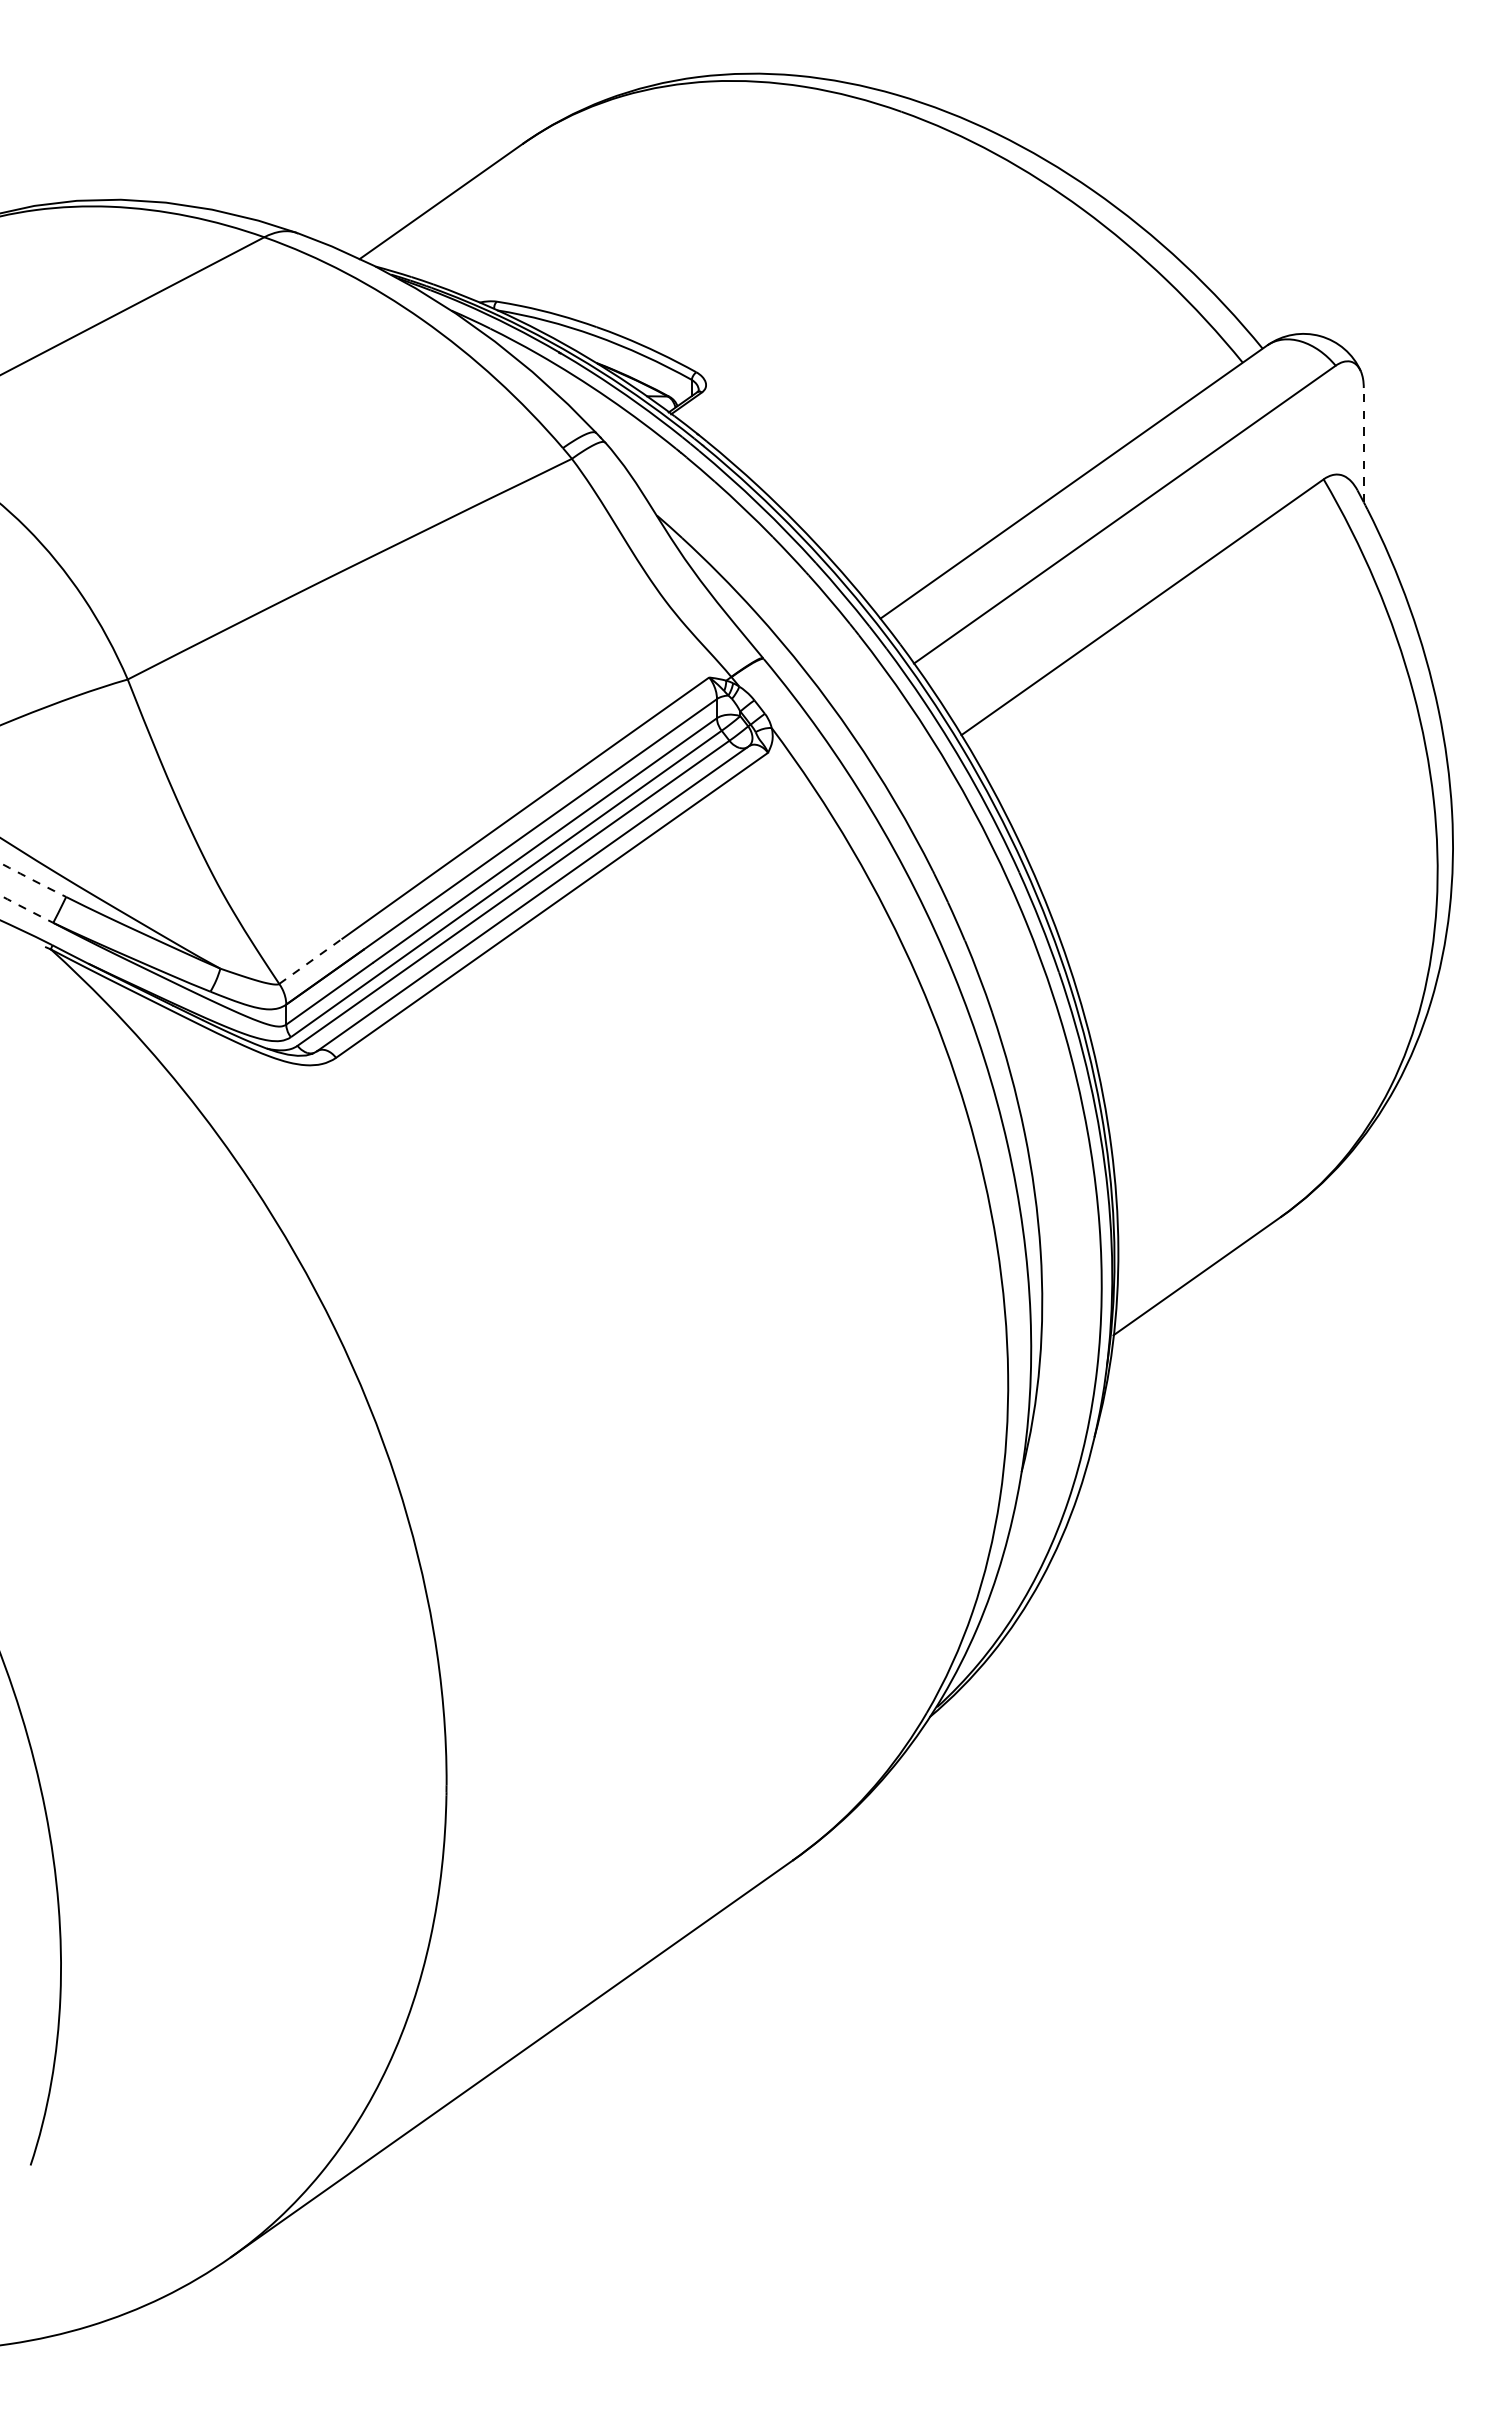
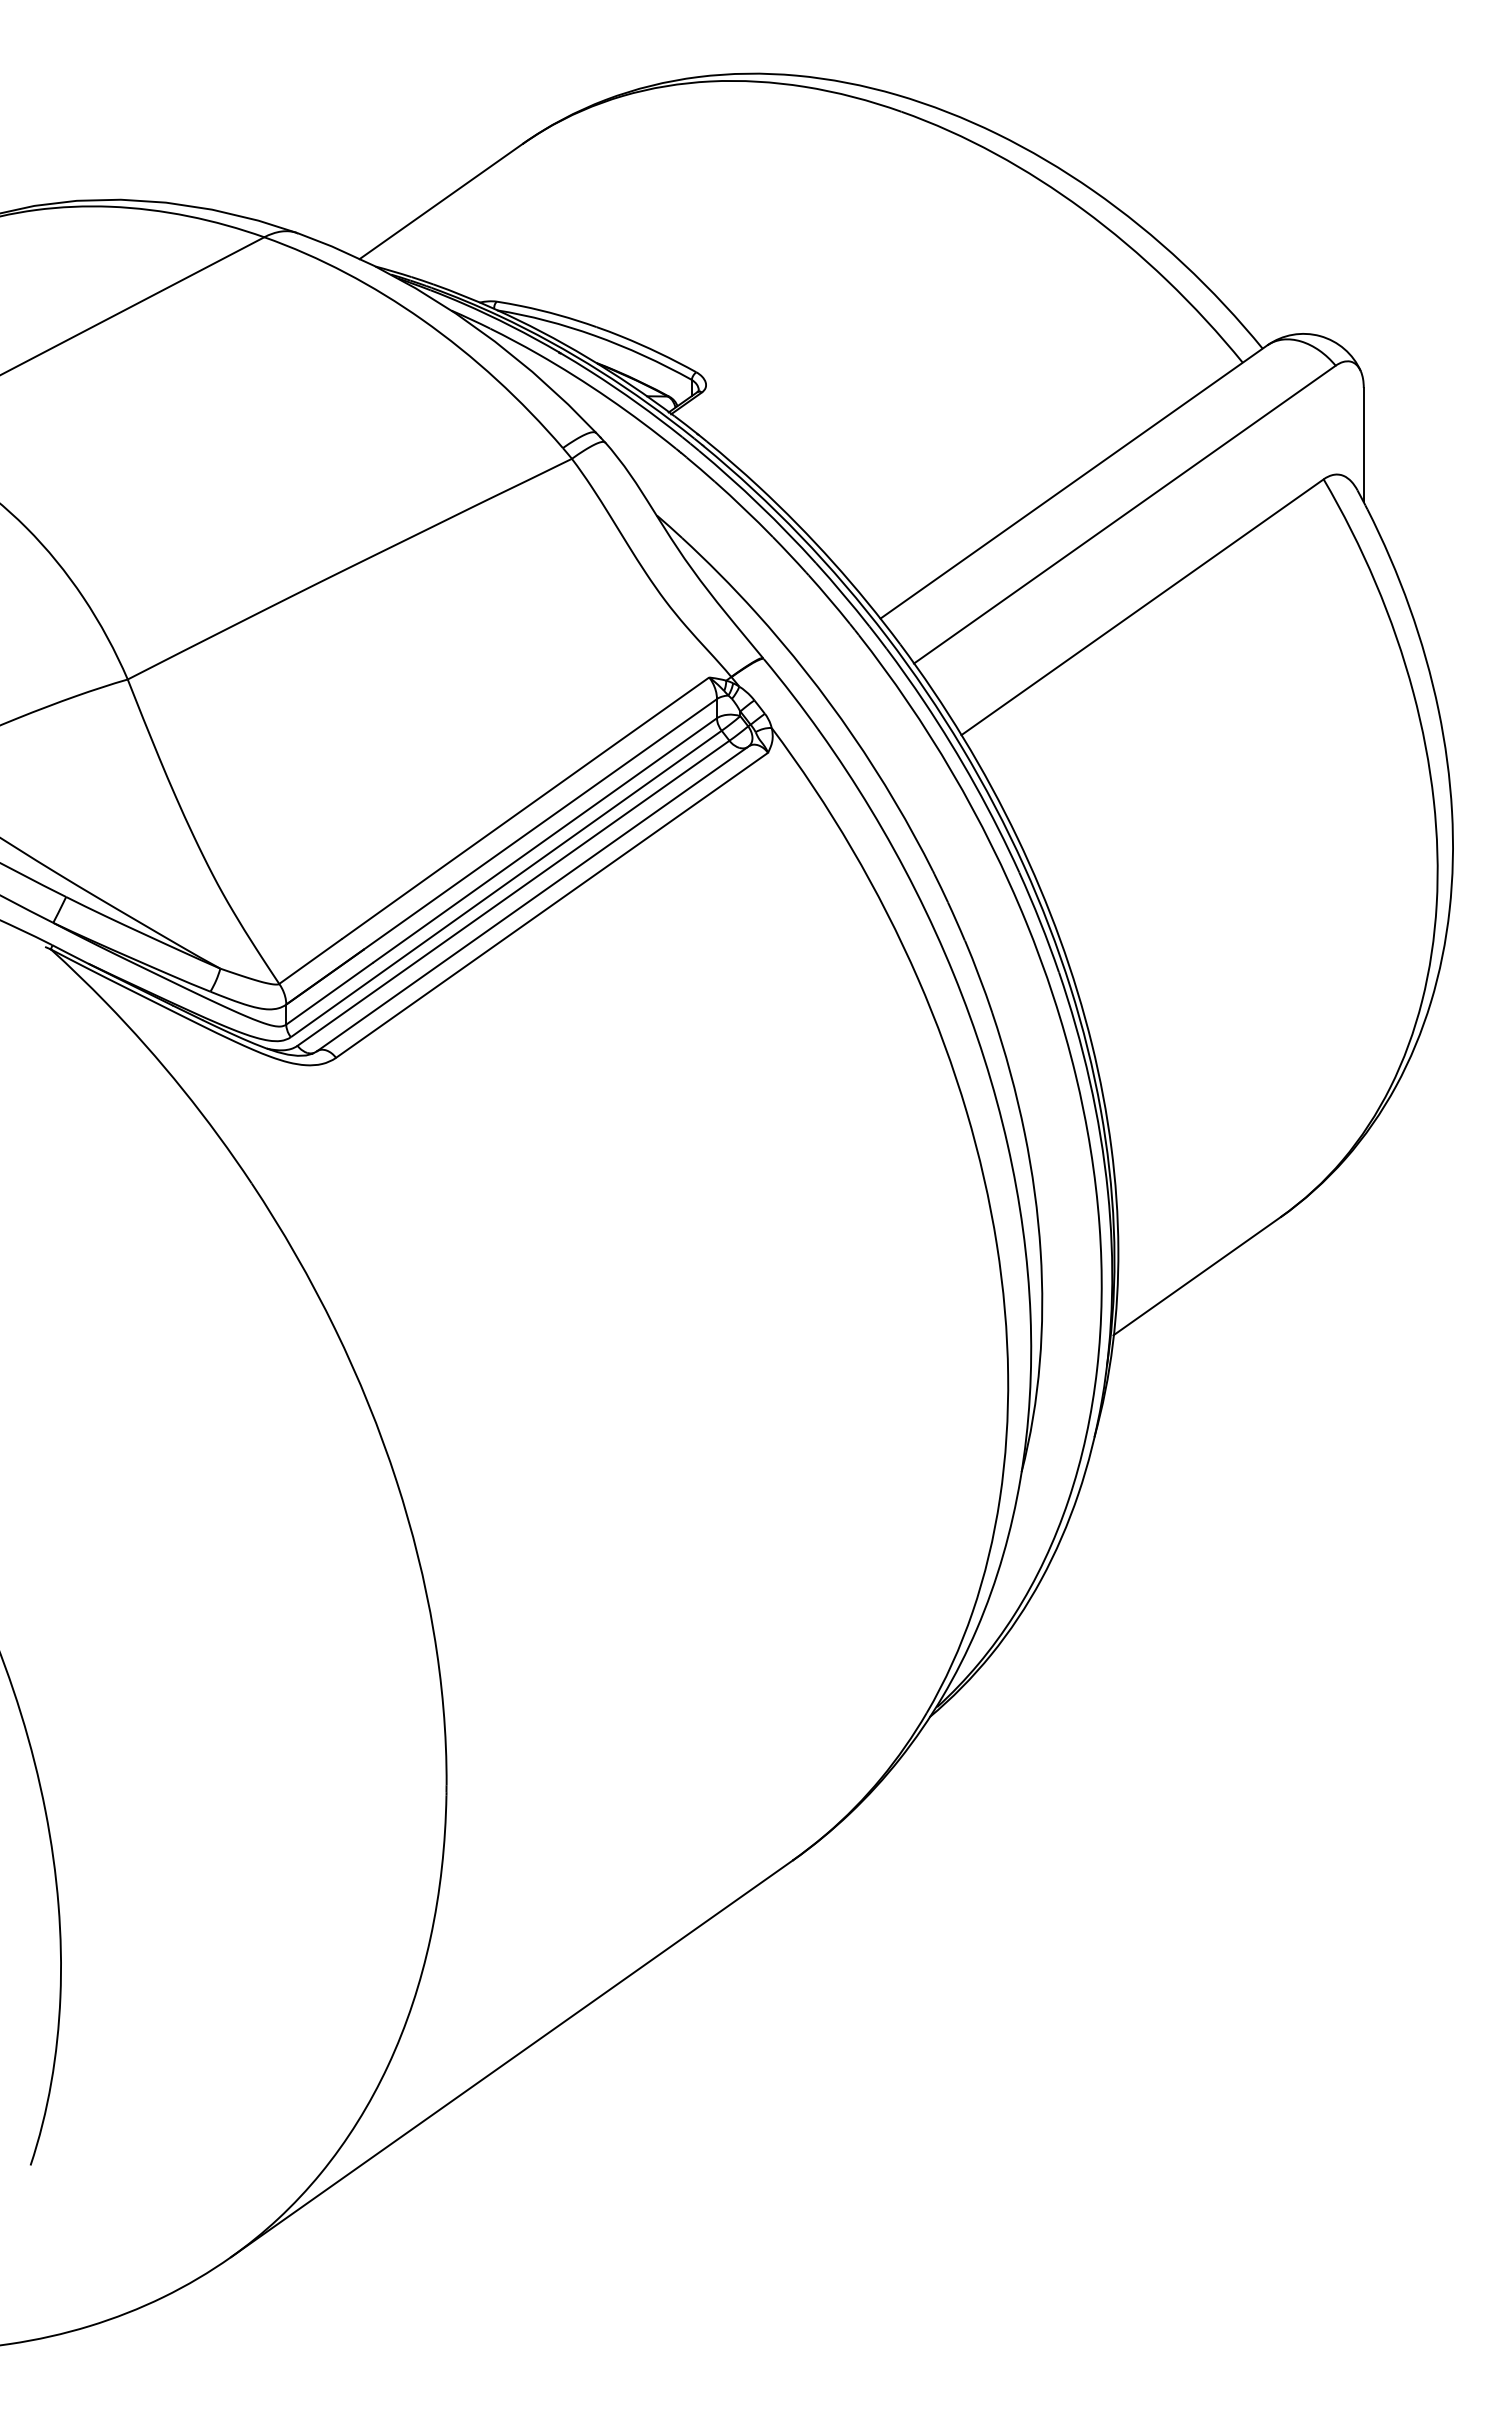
line: dashed -> solid (1363, 444)
arc: dashed -> solid (32, 880)
arc: dashed -> solid (26, 909)
line: dashed -> solid (310, 961)
